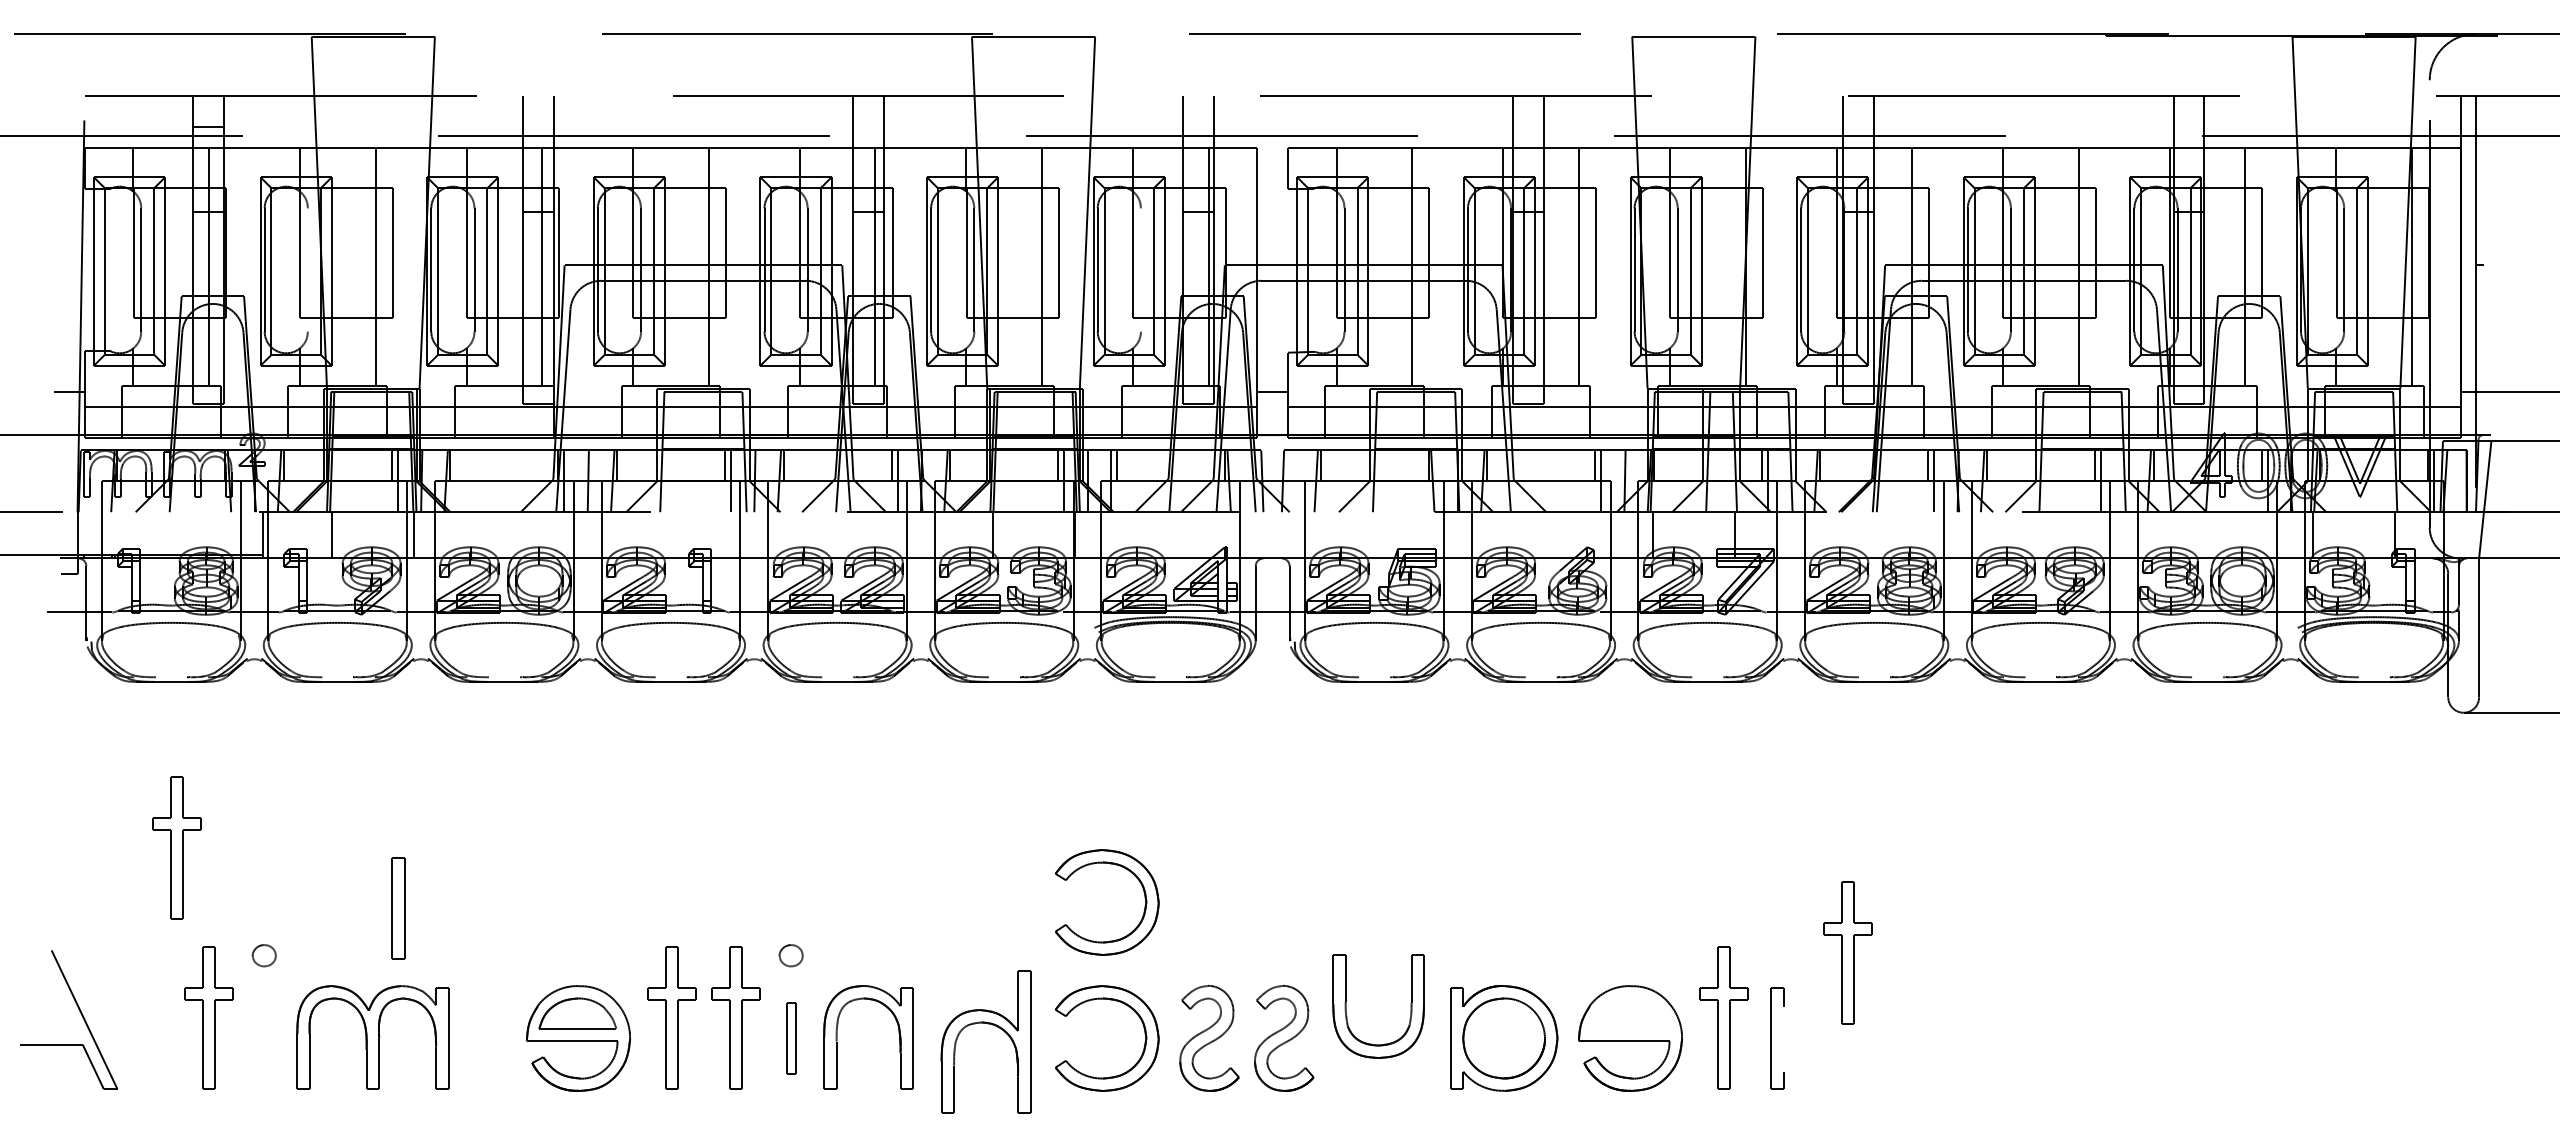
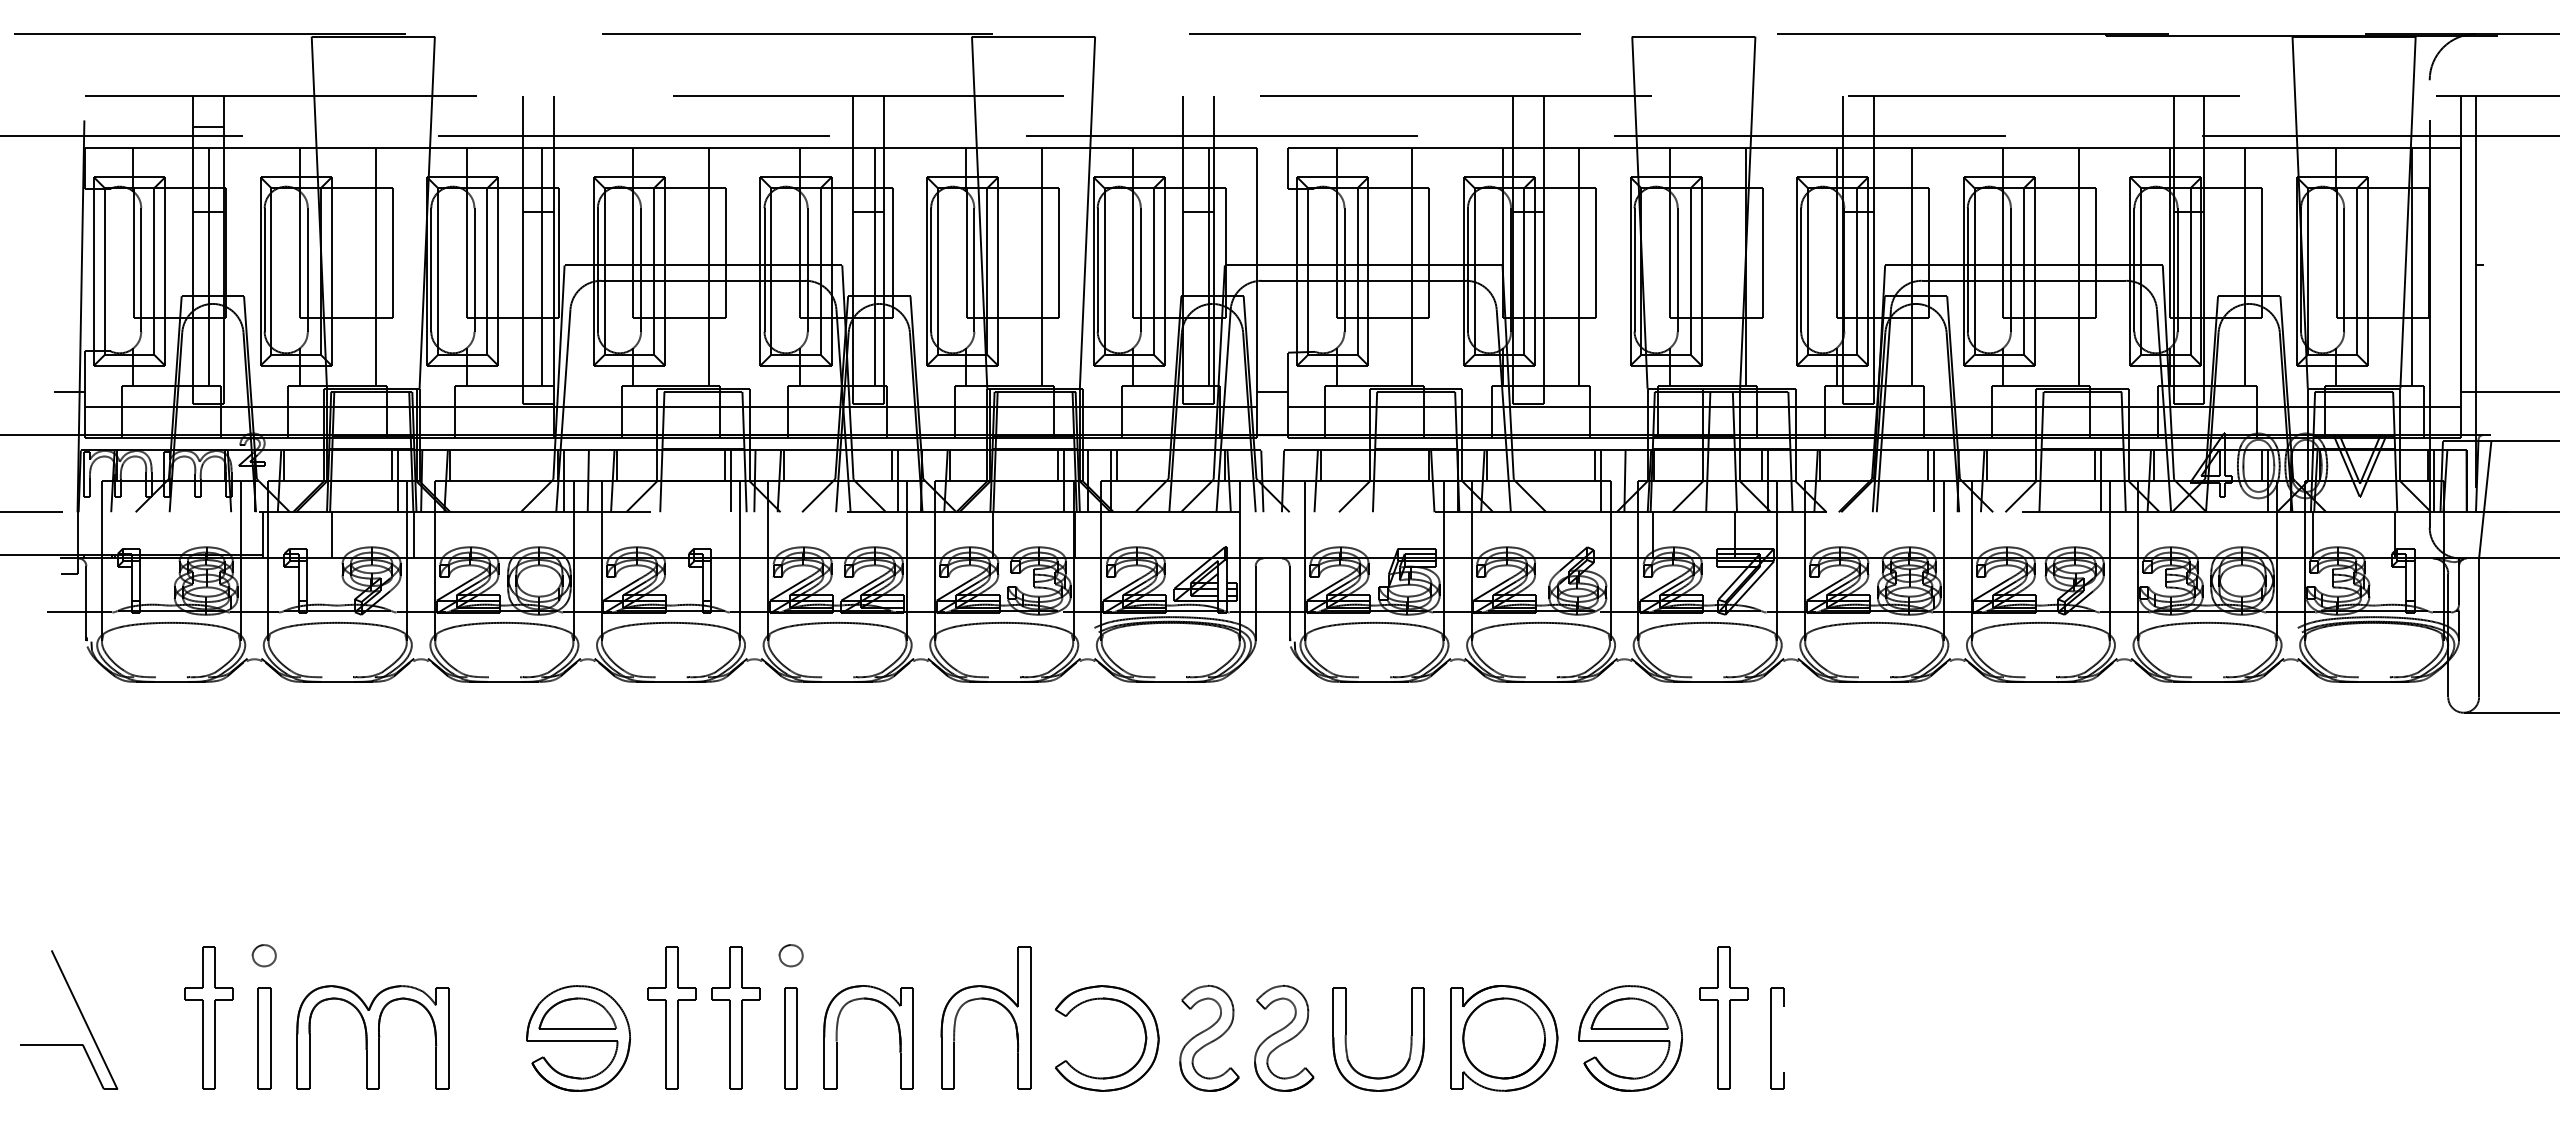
line: none -> present (307, 269)
line: none -> present (1140, 269)
part: present -> none (176, 847)
part position: (398, 908) -> (264, 1038) (264, 1038)
part: present -> none (1143, 911)
part: present -> none (1847, 952)
part position: (1346, 1006) -> (1346, 1039) (1346, 1039)
part: none -> present (1629, 1013)
part position: (987, 1024) -> (987, 1000) (987, 1000)
part size: 11x73 px -> 14x103 px (790, 1038)
